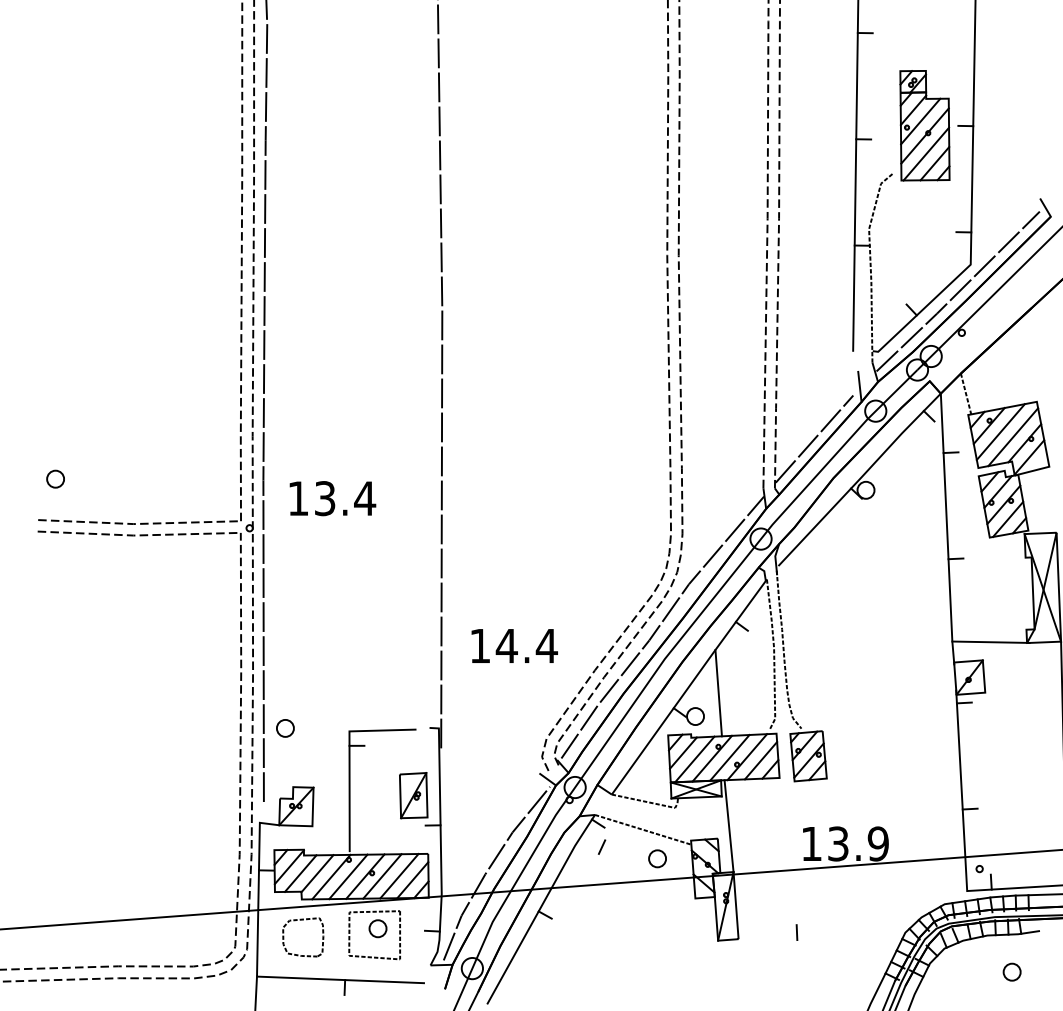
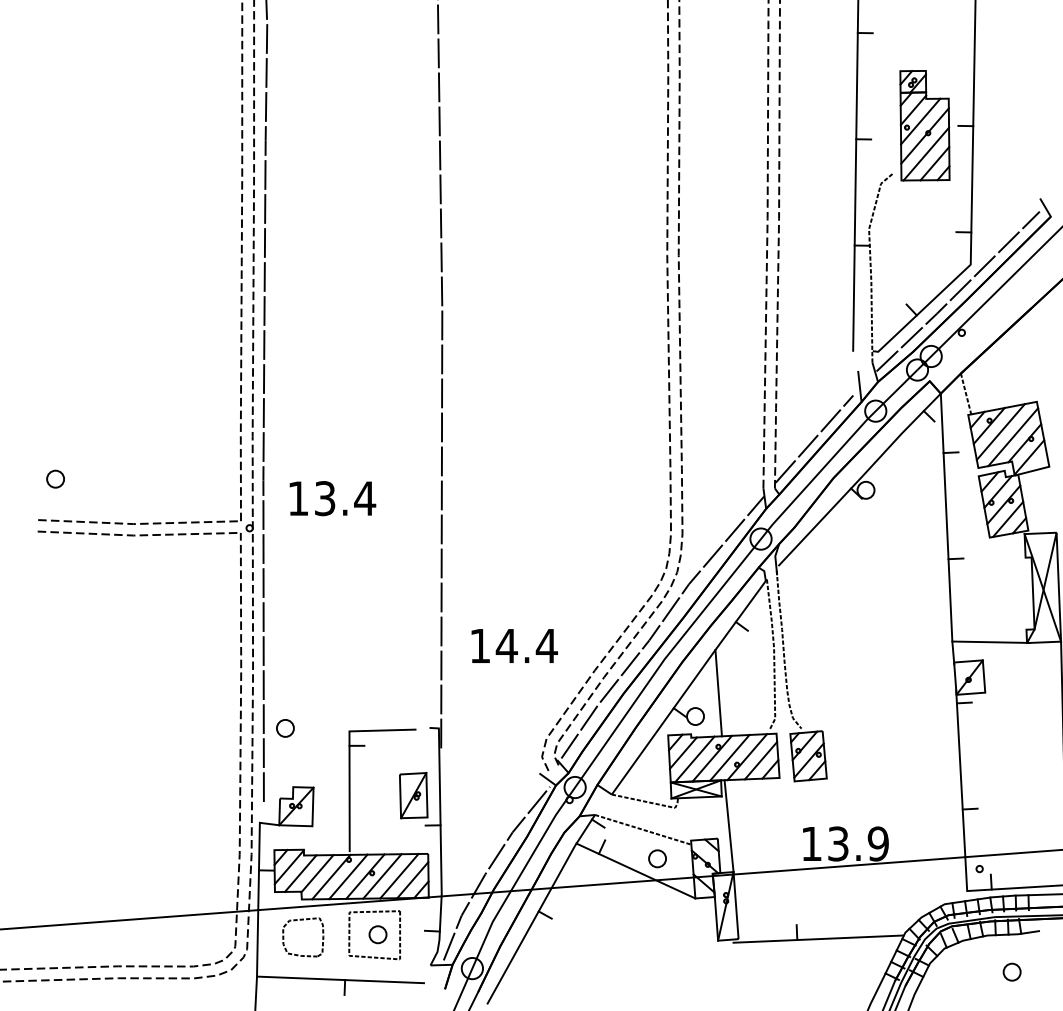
line: none -> present (635, 870)
part position: (377, 928) -> (377, 934) (377, 934)
line: none -> present (818, 938)
